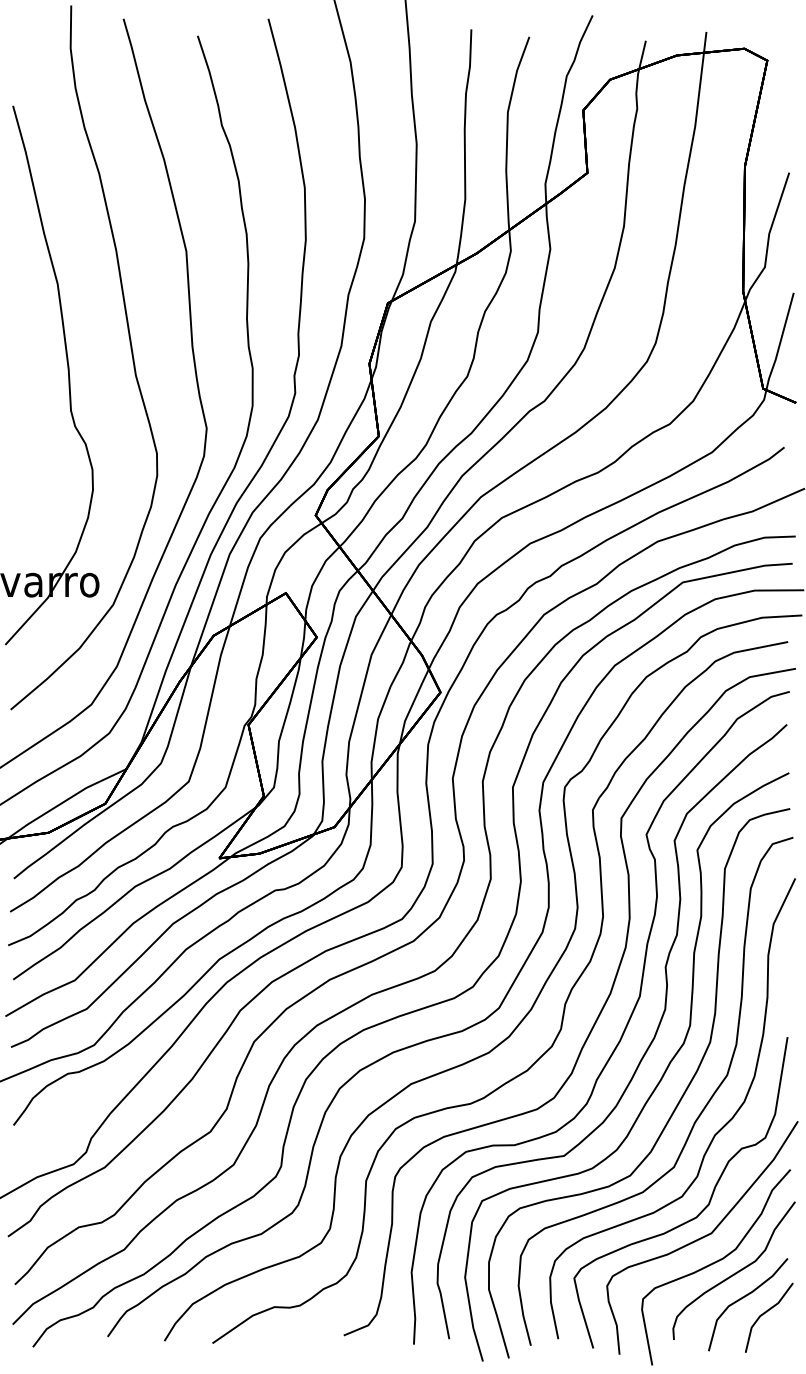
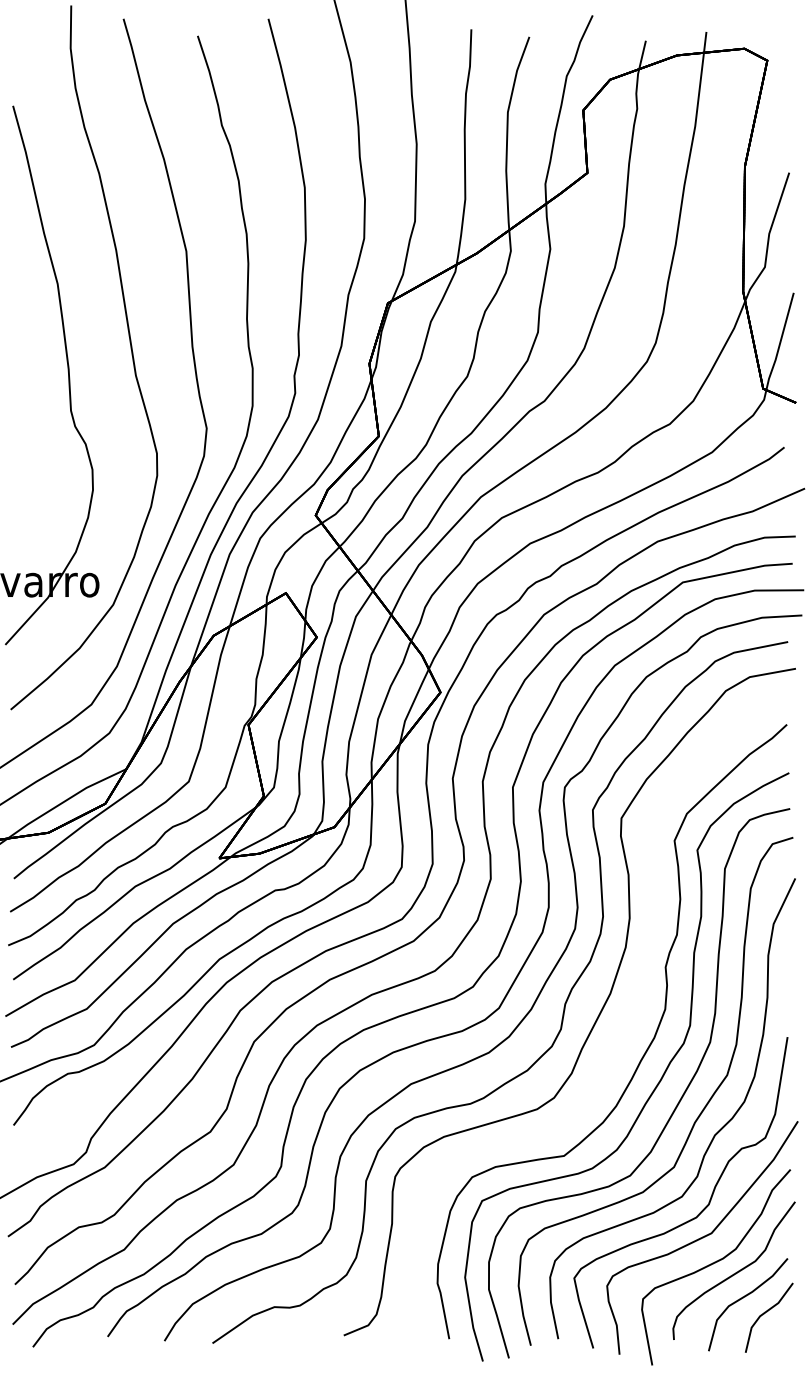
part: present -> none (625, 1025)
